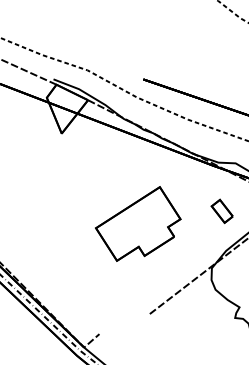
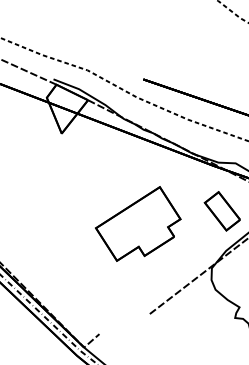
part size: 24x27 px -> 38x41 px (221, 211)
